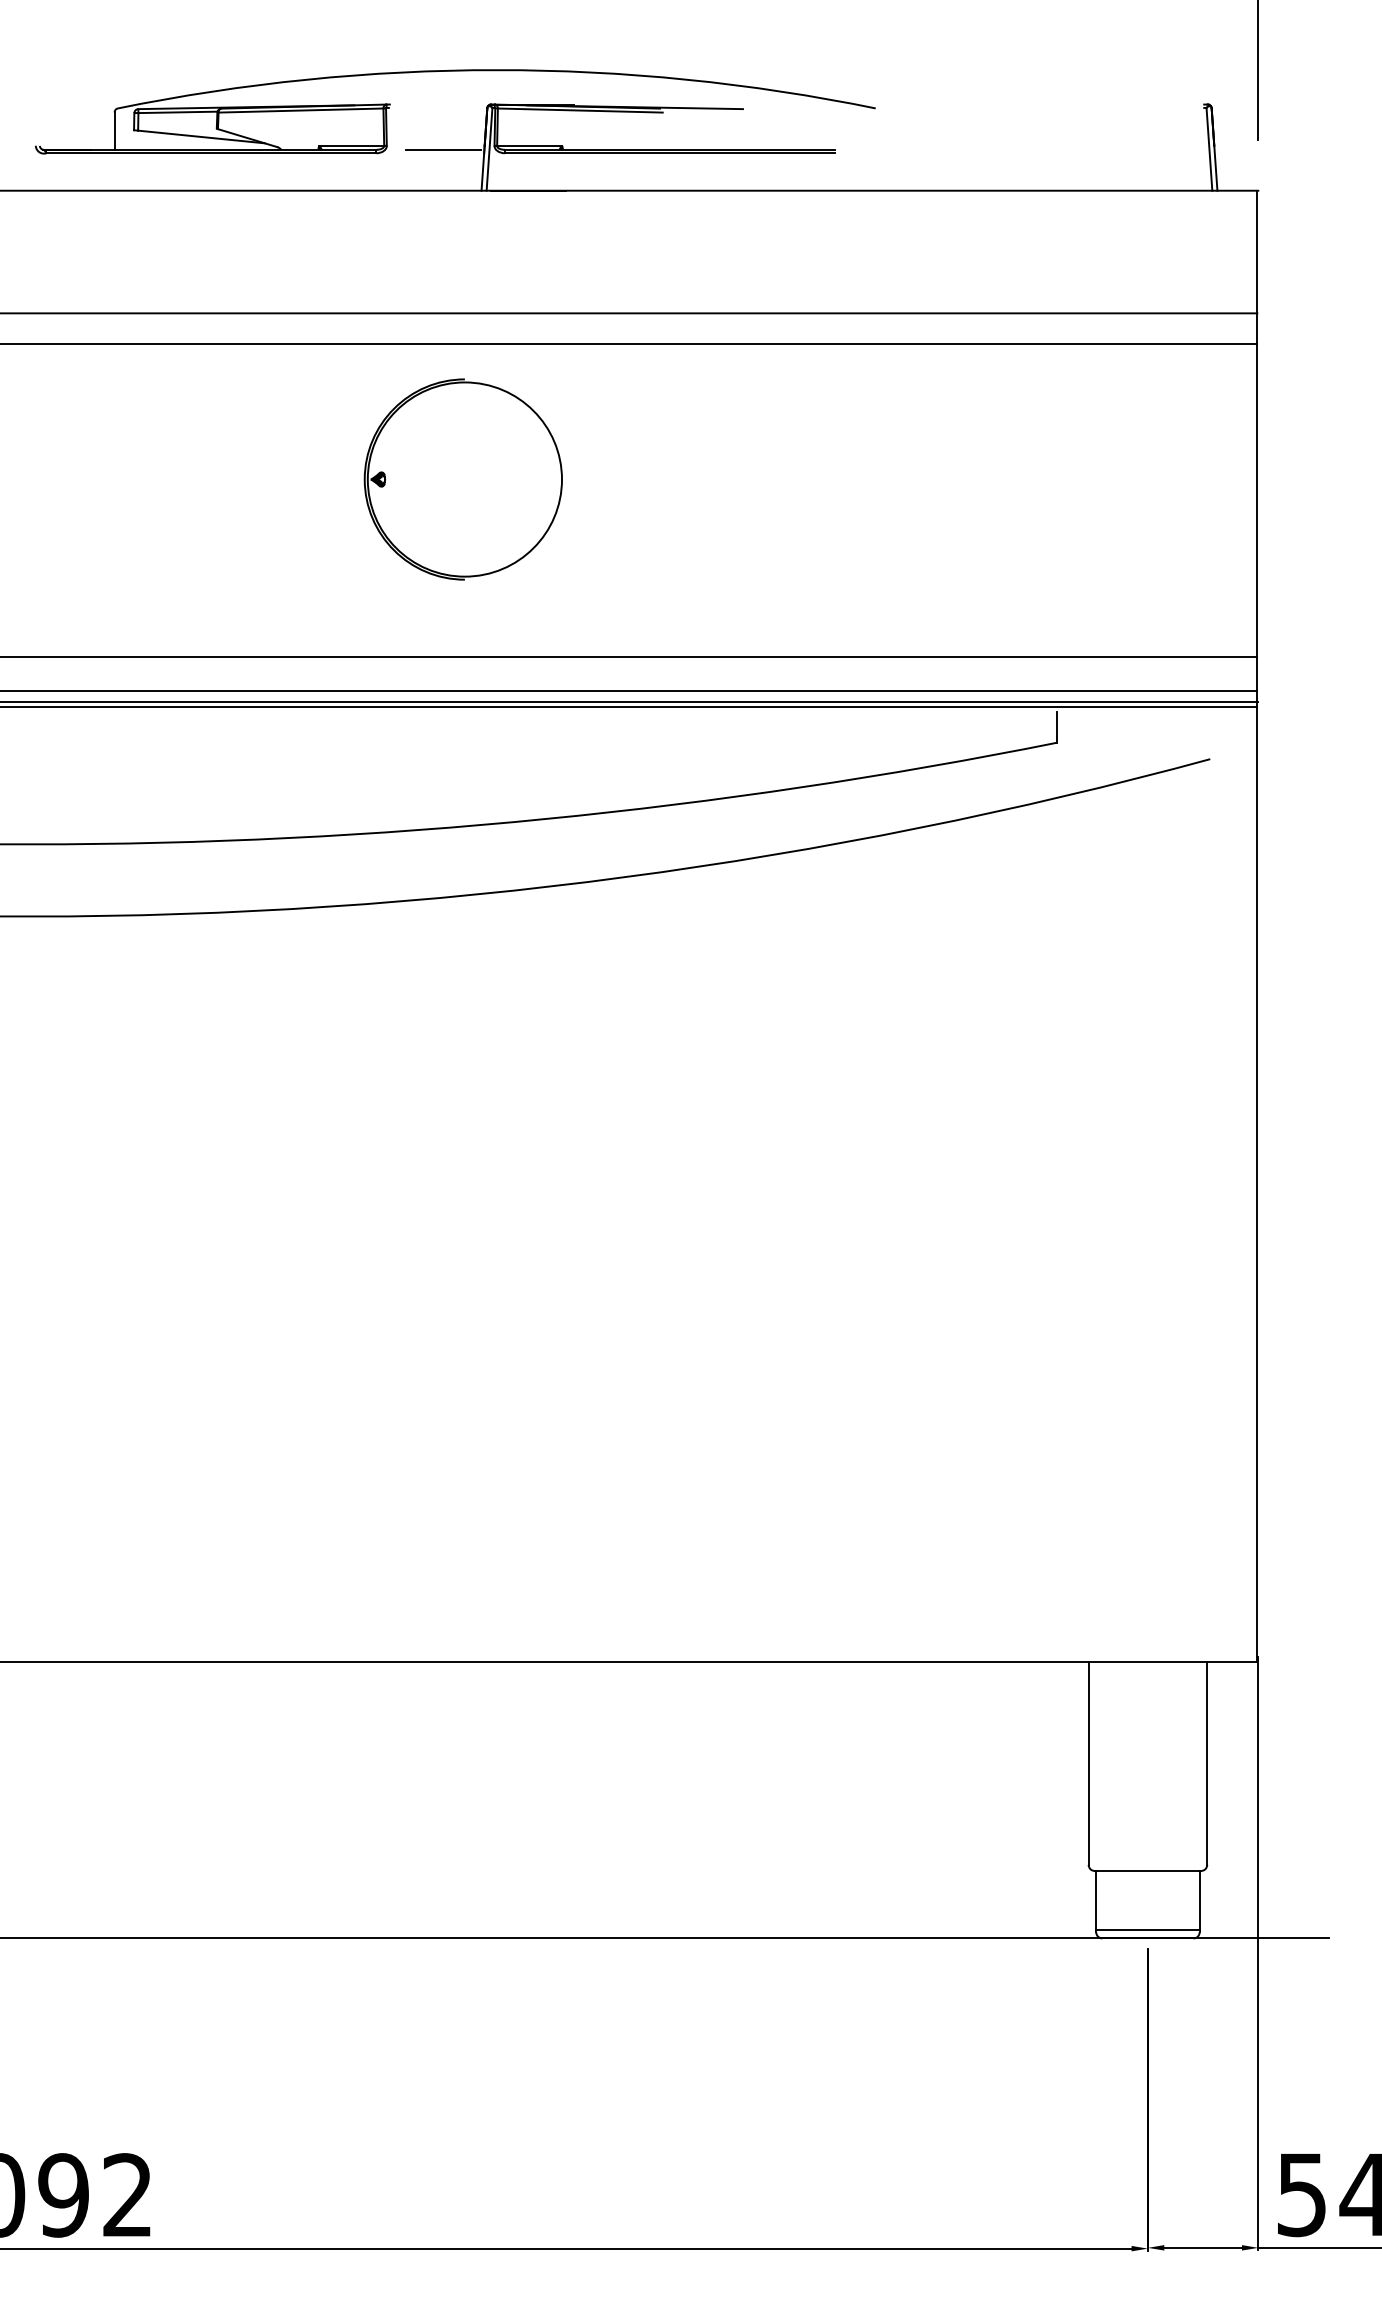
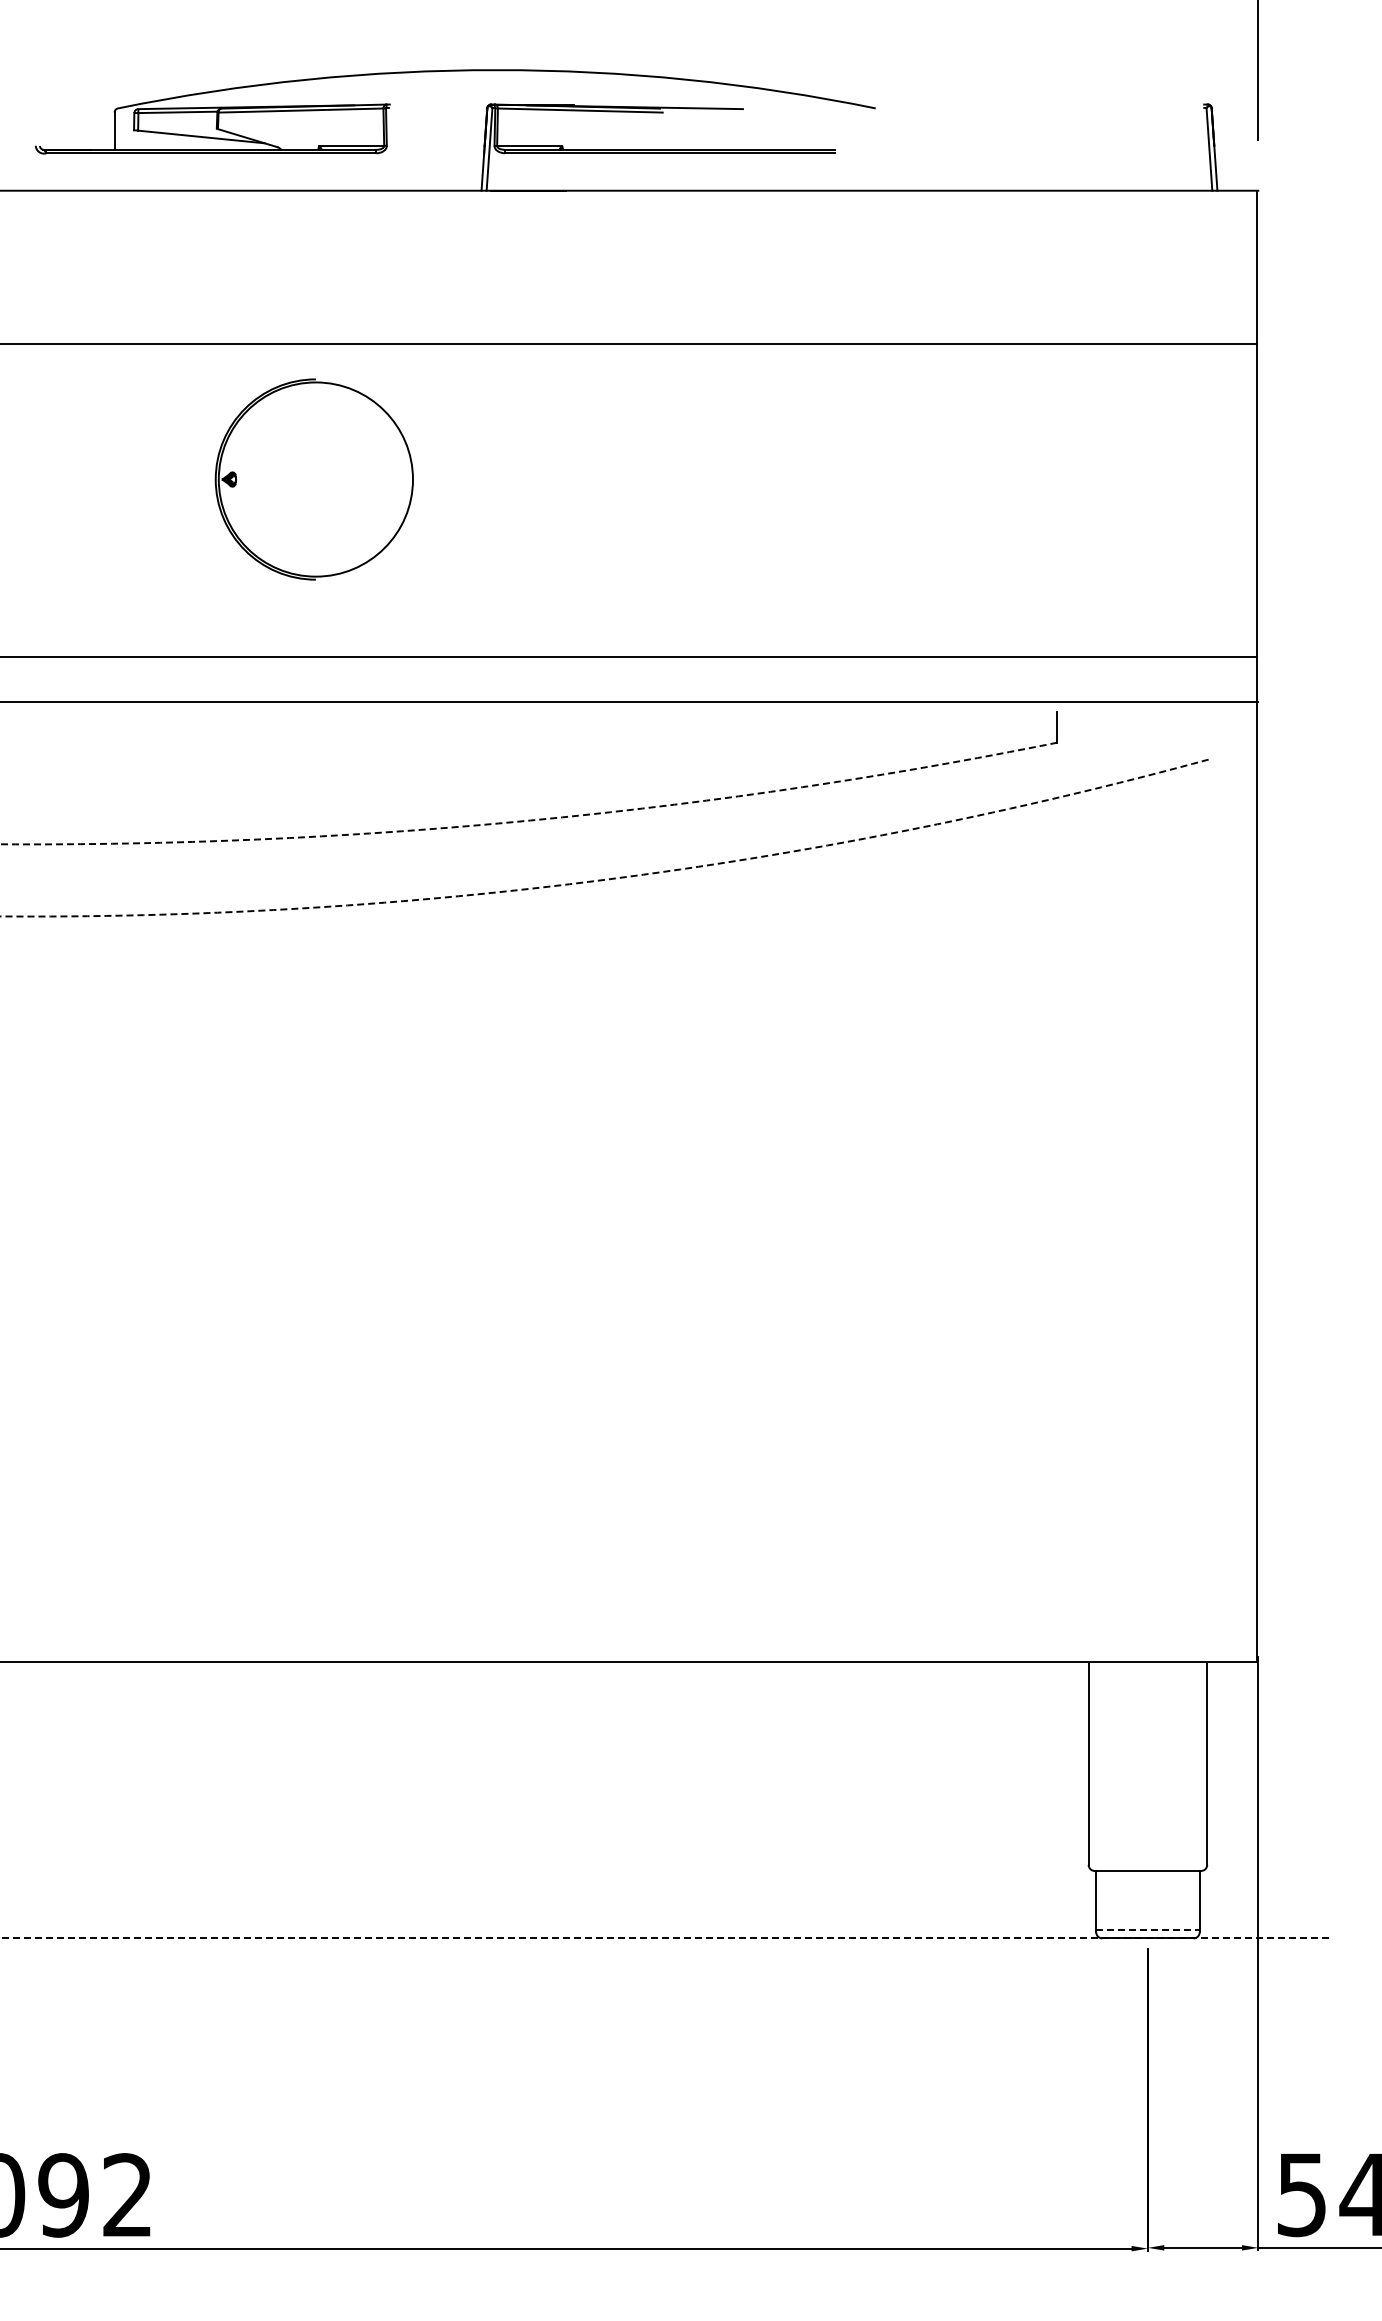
line: present -> none (443, 149)
line: present -> none (629, 313)
part position: (462, 479) -> (313, 479) (313, 479)
line: present -> none (629, 690)
line: present -> none (629, 707)
arc: solid -> dashed (530, 820)
arc: solid -> dashed (609, 879)
line: solid -> dashed (1147, 1930)
line: solid -> dashed (664, 1938)
